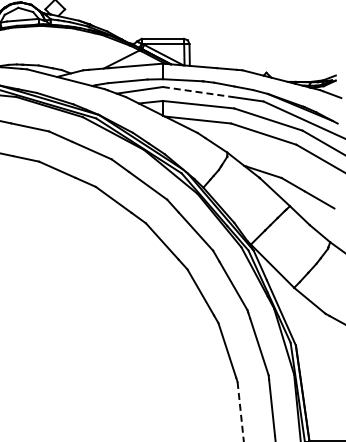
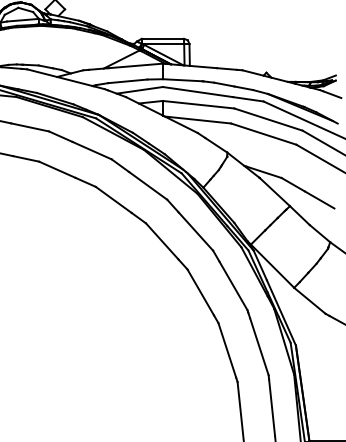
line: dashed -> solid (198, 92)
line: dashed -> solid (240, 411)
